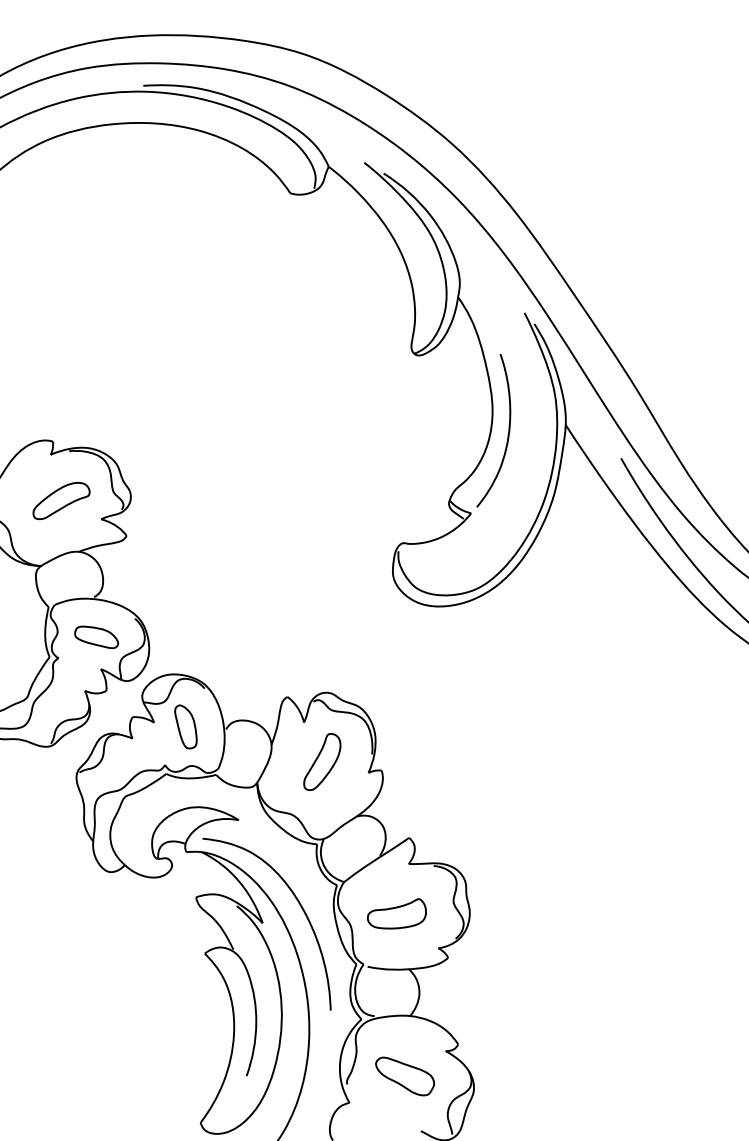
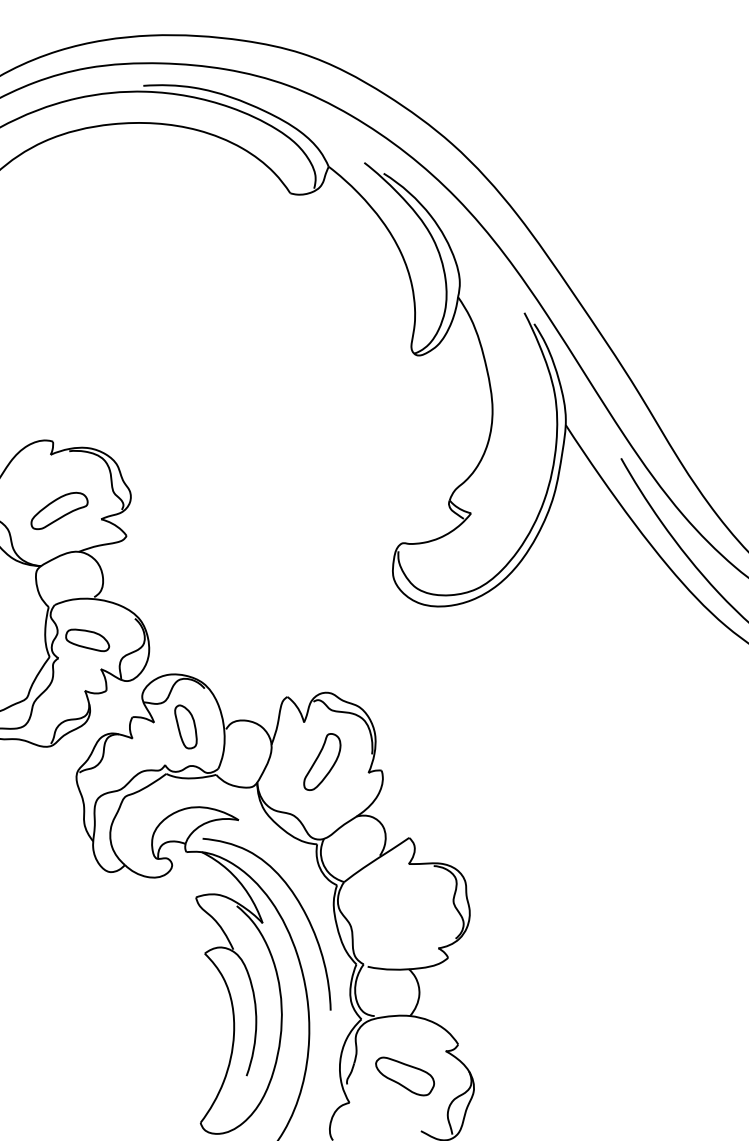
curve: present -> none (507, 434)
part position: (61, 500) -> (59, 510) (59, 510)
part position: (96, 637) -> (87, 640) (87, 640)
part: present -> none (396, 913)
